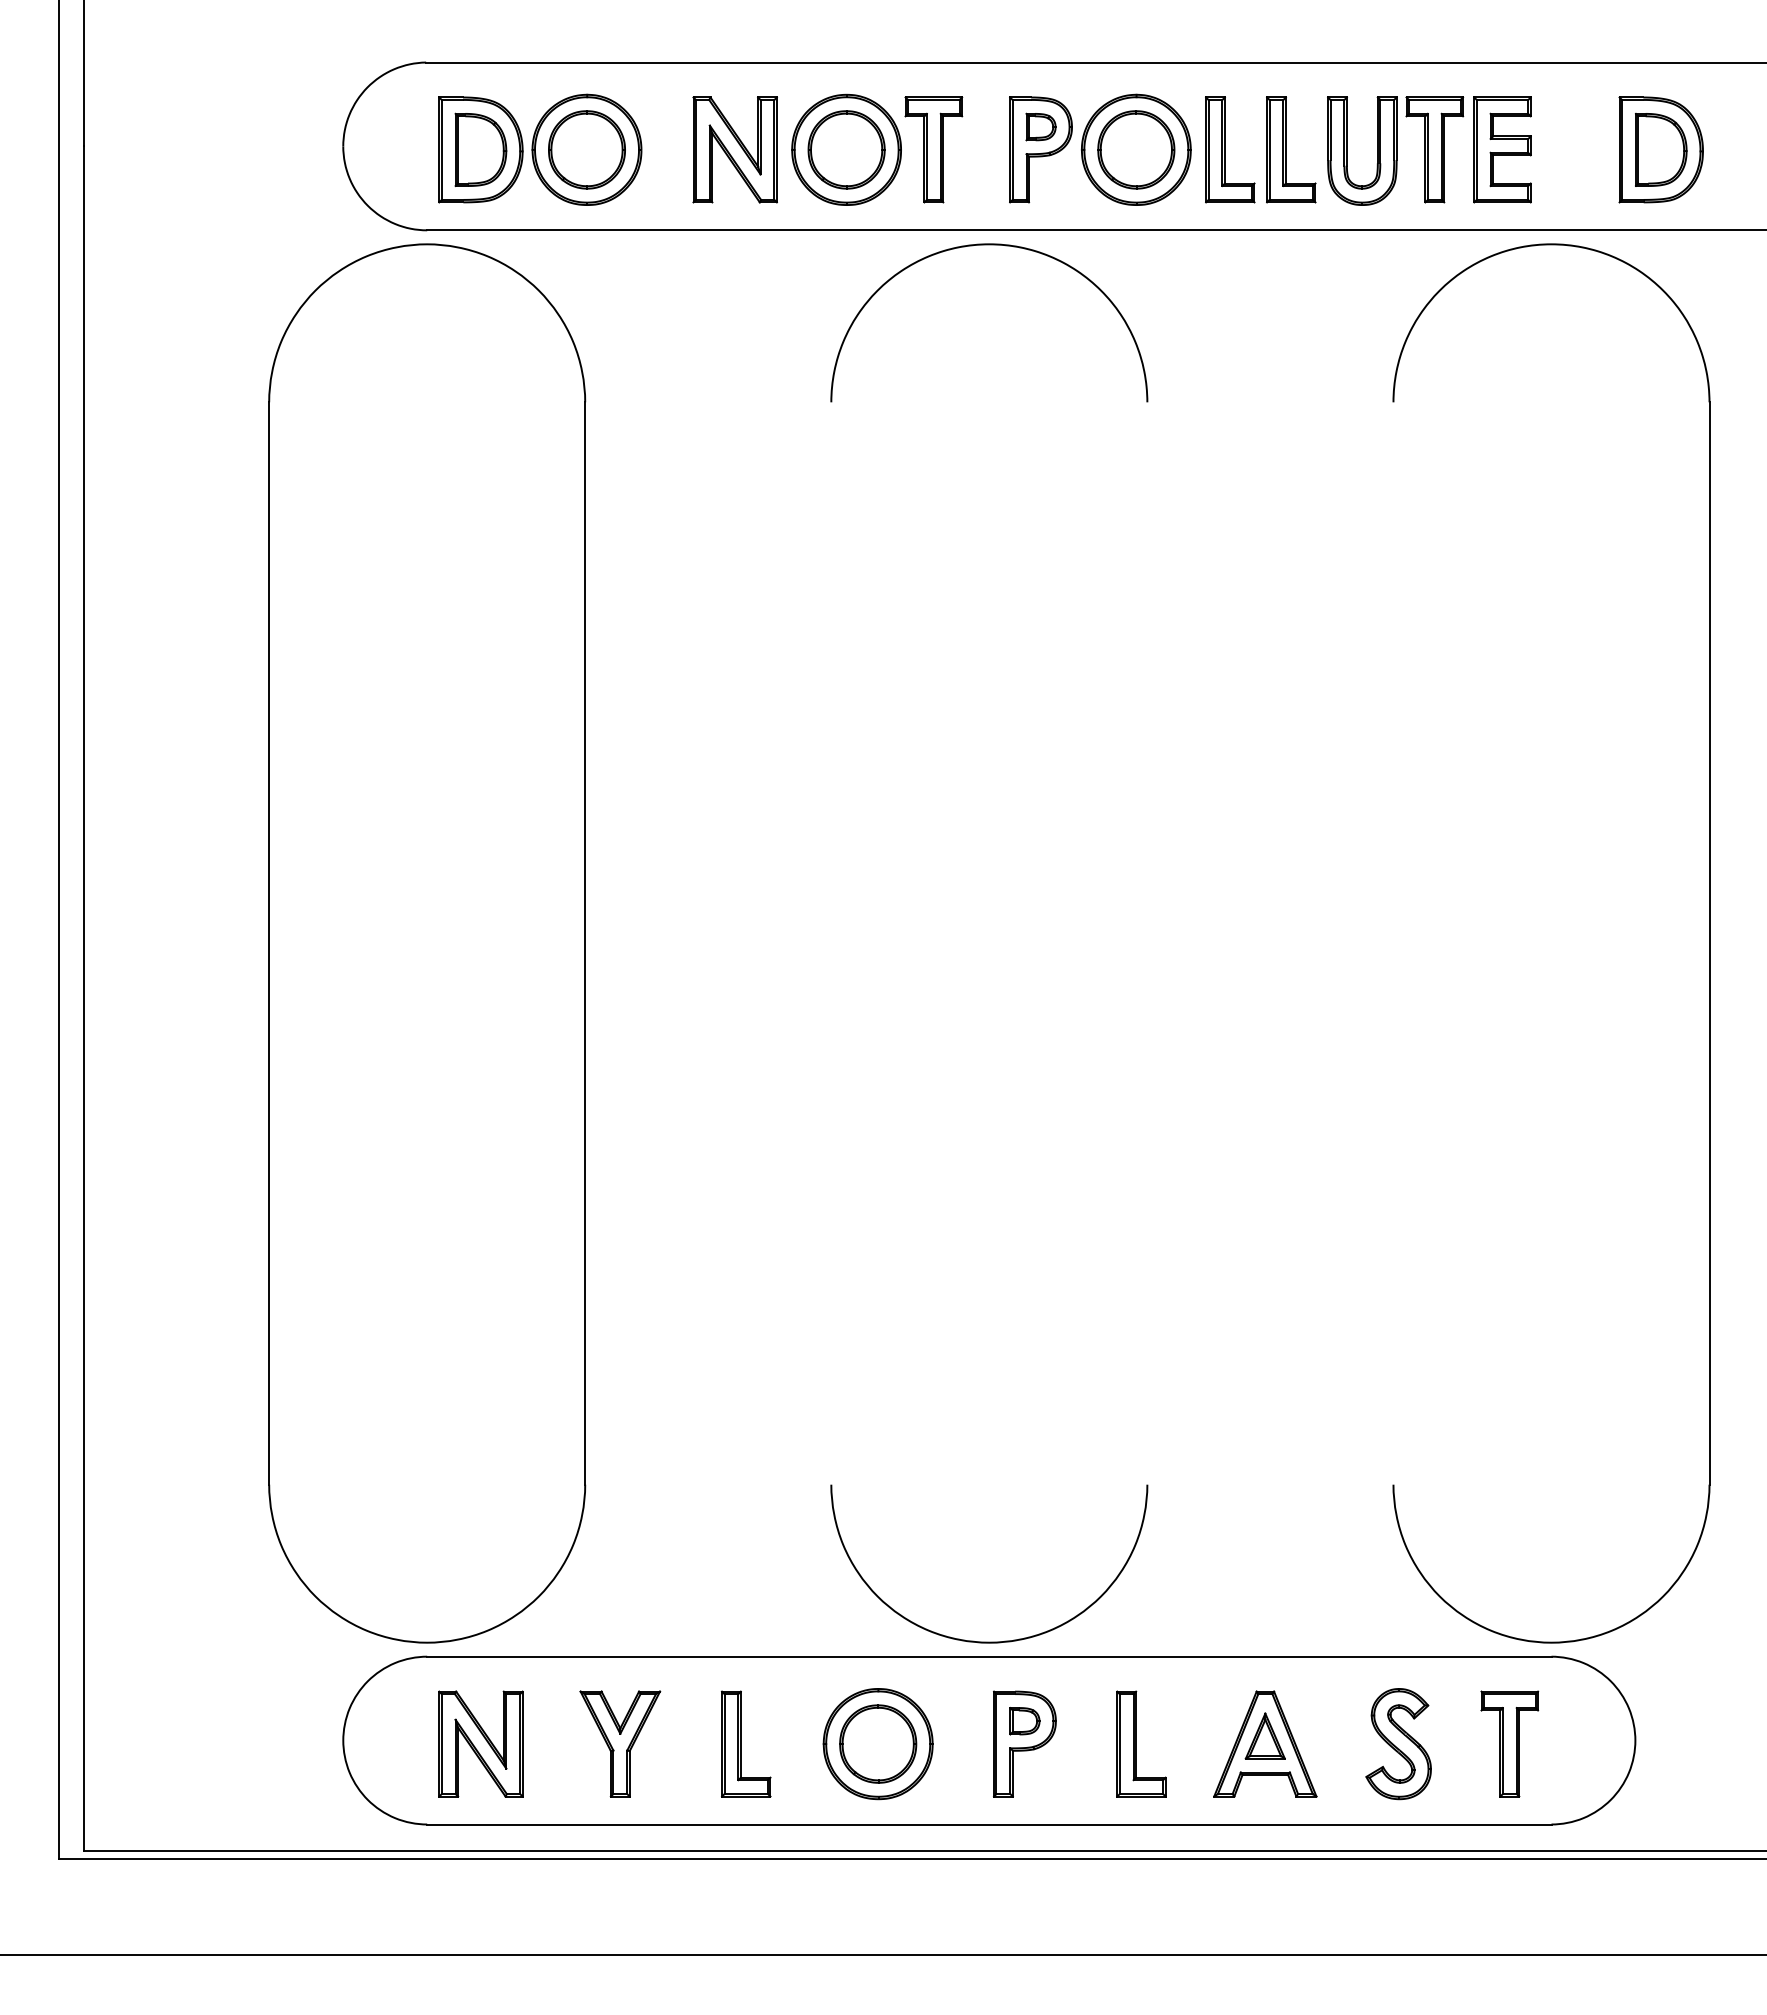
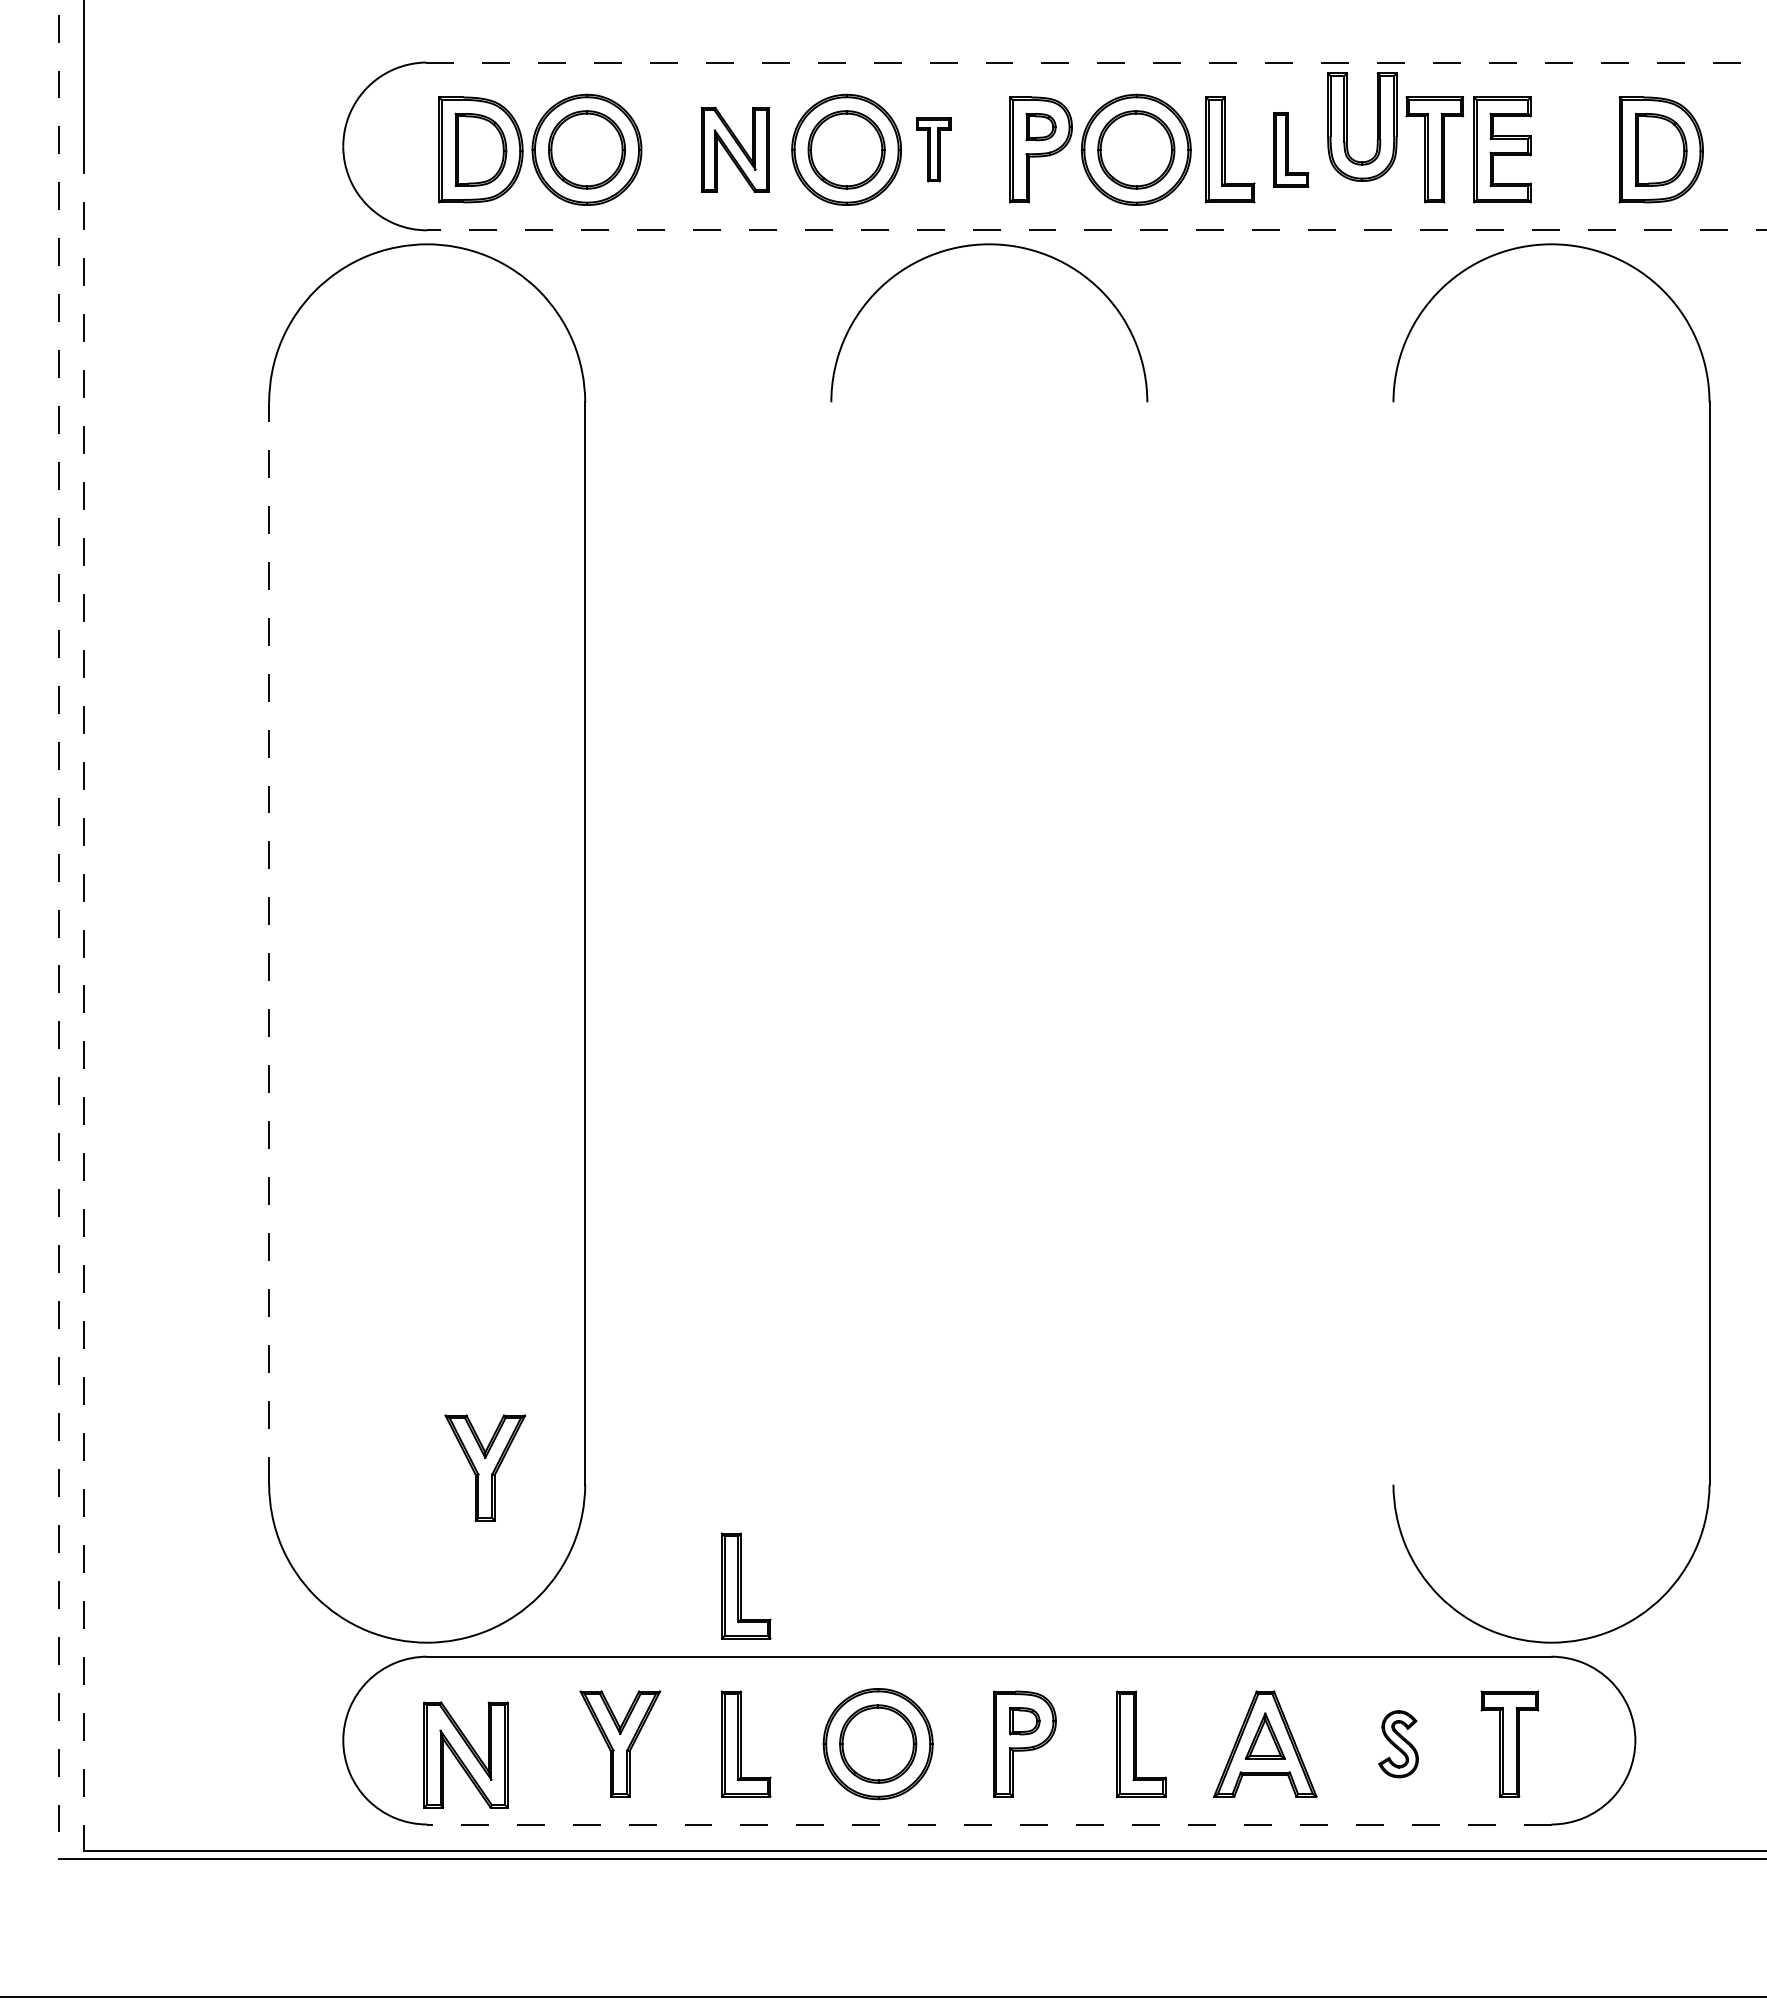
line: solid -> dashed (1096, 62)
part size: 86x108 px -> 70x87 px (734, 149)
part size: 60x108 px -> 37x66 px (933, 149)
part size: 51x108 px -> 37x76 px (1291, 149)
part position: (1347, 150) -> (1347, 126) (1347, 126)
line: solid -> dashed (1096, 230)
line: solid -> dashed (58, 930)
line: solid -> dashed (269, 943)
line: solid -> dashed (84, 999)
part: none -> present (485, 1467)
part: none -> present (746, 1585)
curve: present -> none (989, 1641)
part position: (480, 1743) -> (465, 1754) (465, 1754)
part size: 67x113 px -> 41x69 px (1398, 1744)
line: solid -> dashed (988, 1824)
line position: (882, 1954) -> (882, 1996) (882, 1996)
